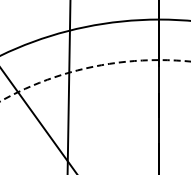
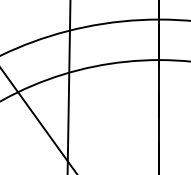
circle: dashed -> solid (95, 80)
